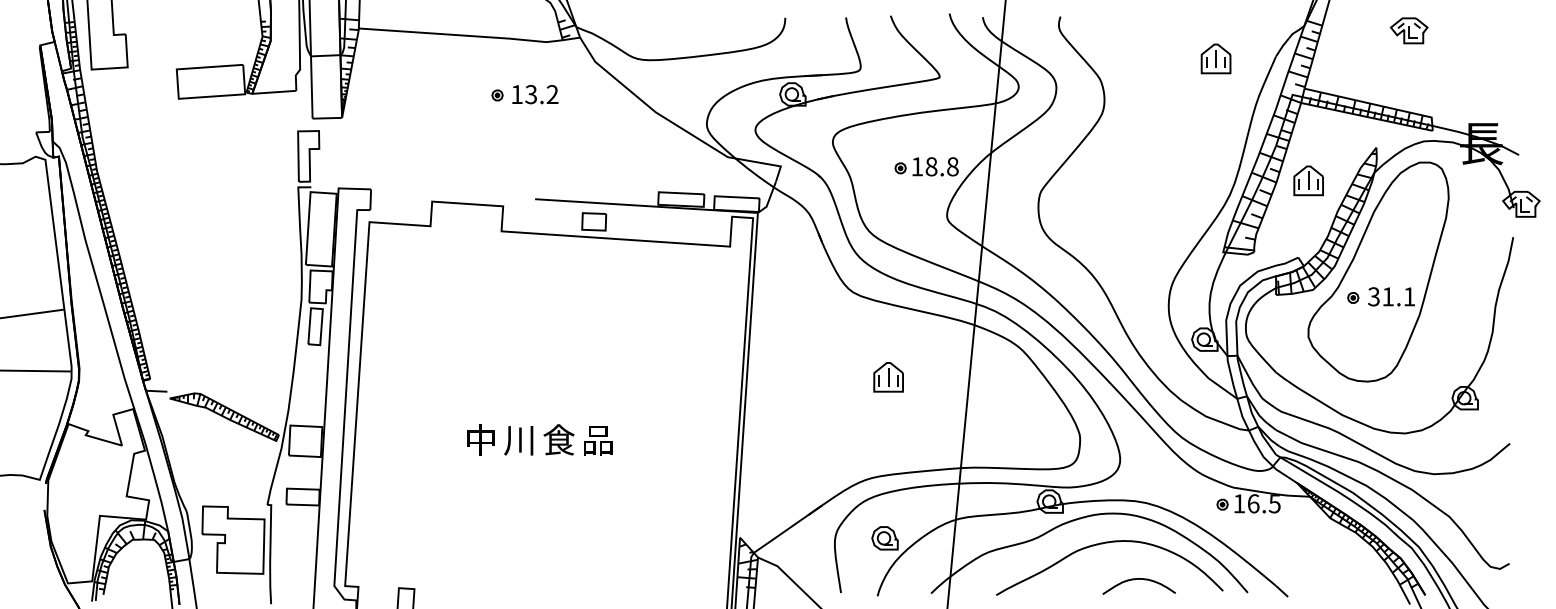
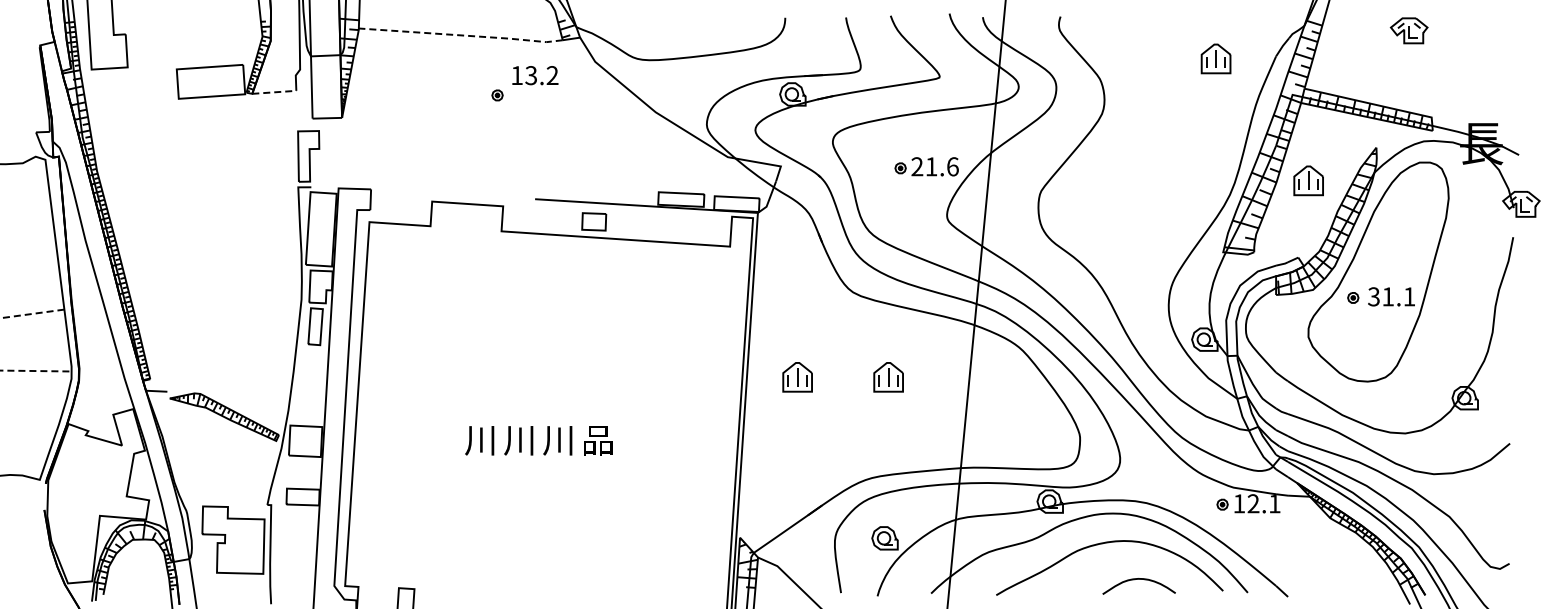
line: solid -> dashed (462, 35)
line: solid -> dashed (274, 92)
text position: (535, 94) -> (535, 75) (535, 75)
text: 18.8 -> 21.6 (934, 166)
line: solid -> dashed (31, 314)
line: solid -> dashed (35, 371)
part: none -> present (797, 377)
text: 中 -> 川 (479, 439)
text: 食 -> 川 (558, 439)
text: 16.5 -> 12.1 (1263, 503)
